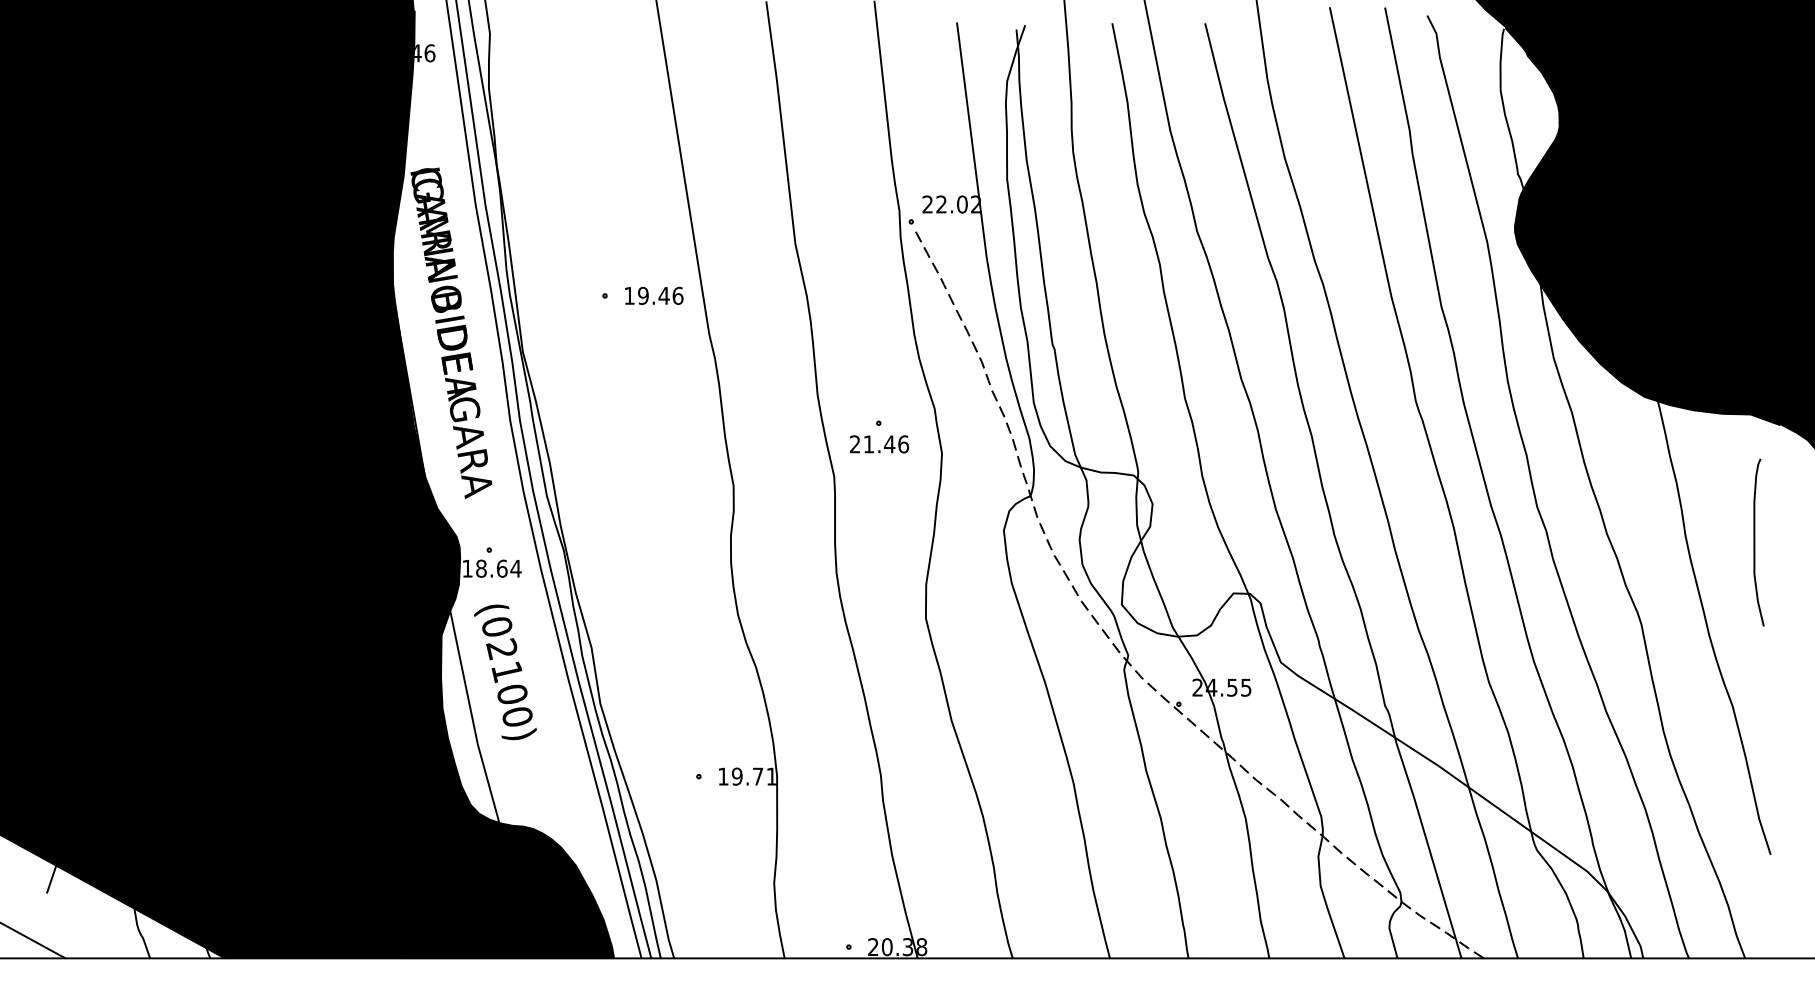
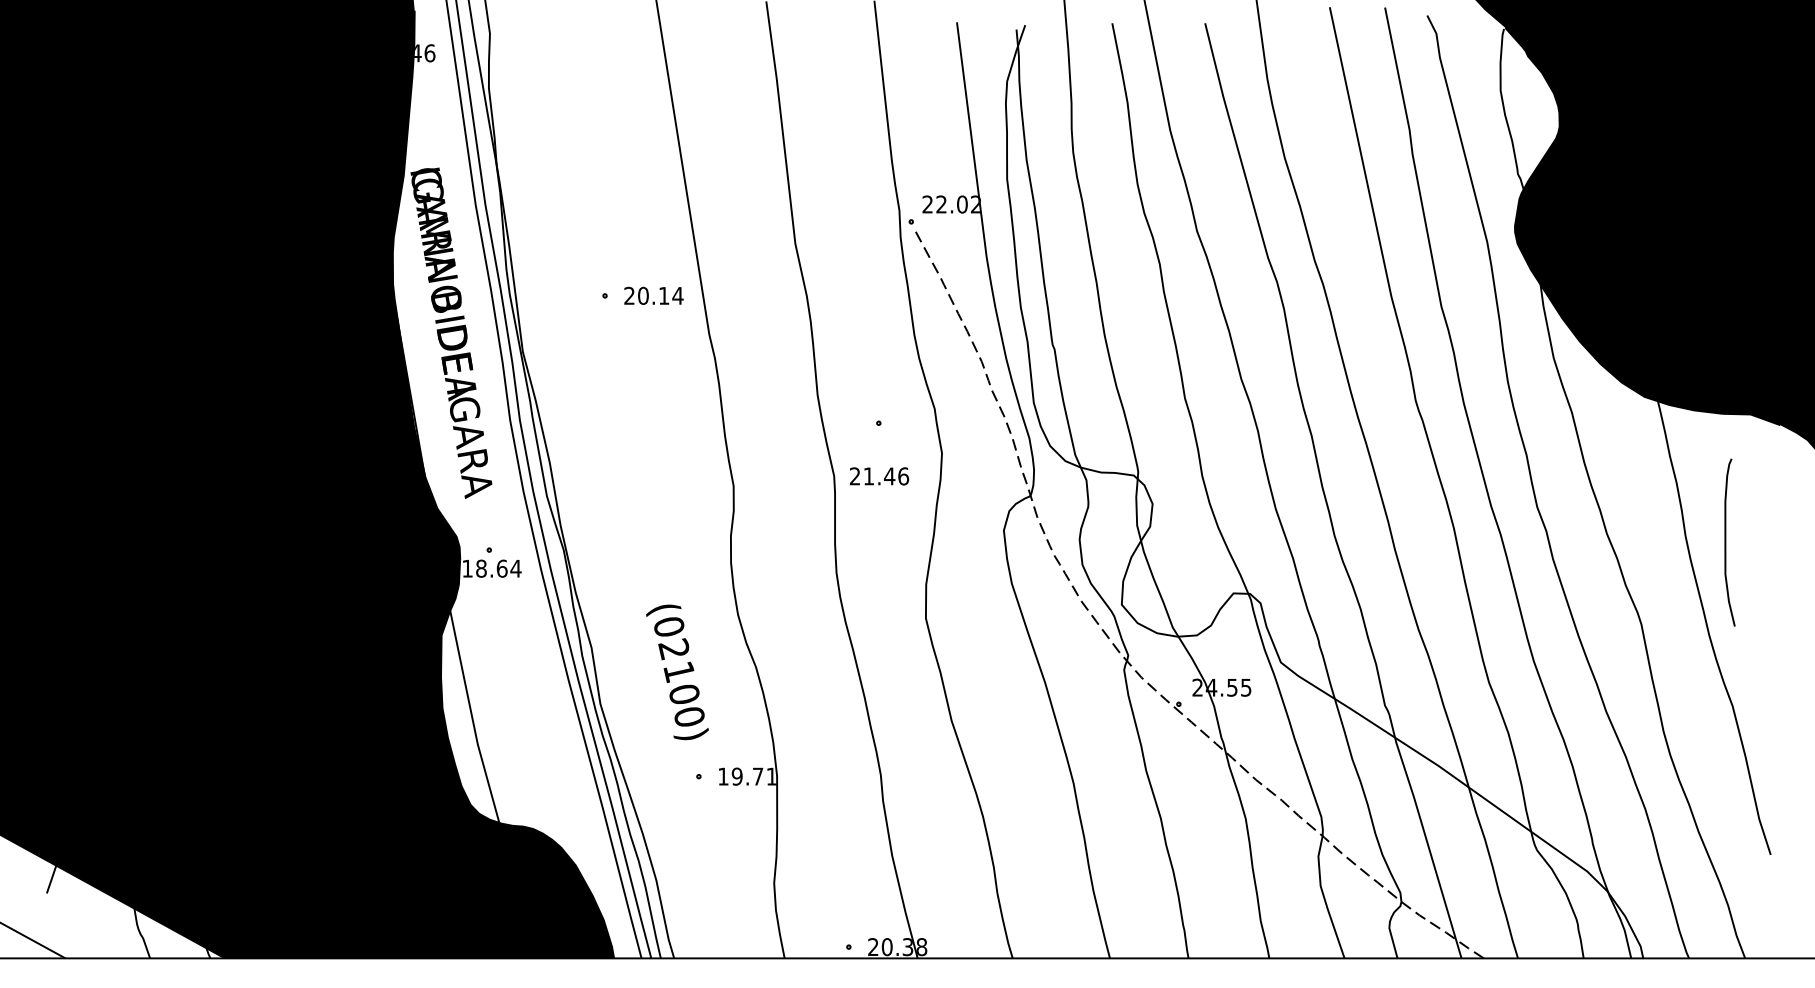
text: 19.46 -> 20.14 (653, 295)
text position: (879, 444) -> (879, 476) (879, 476)
curve position: (1755, 542) -> (1726, 542) (1726, 542)
text position: (505, 672) -> (677, 672) (677, 672)
